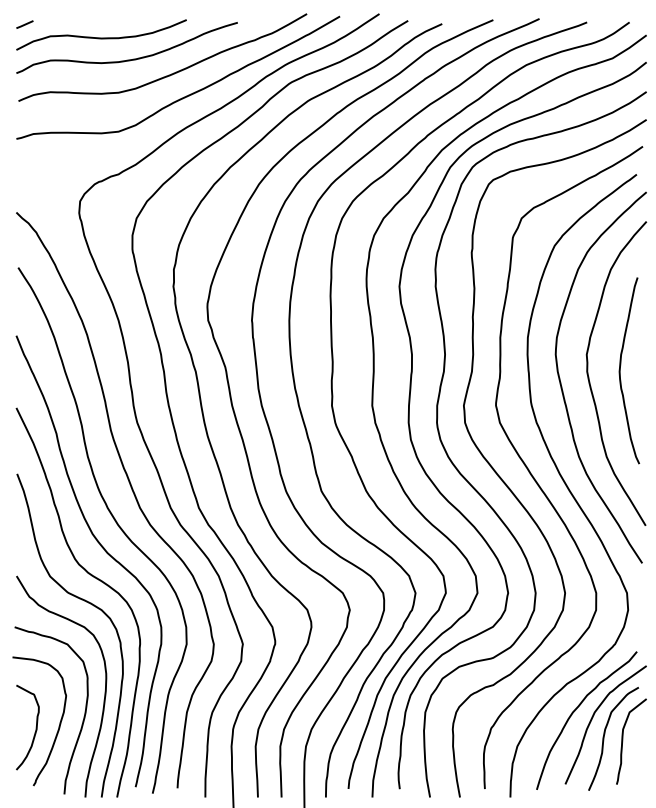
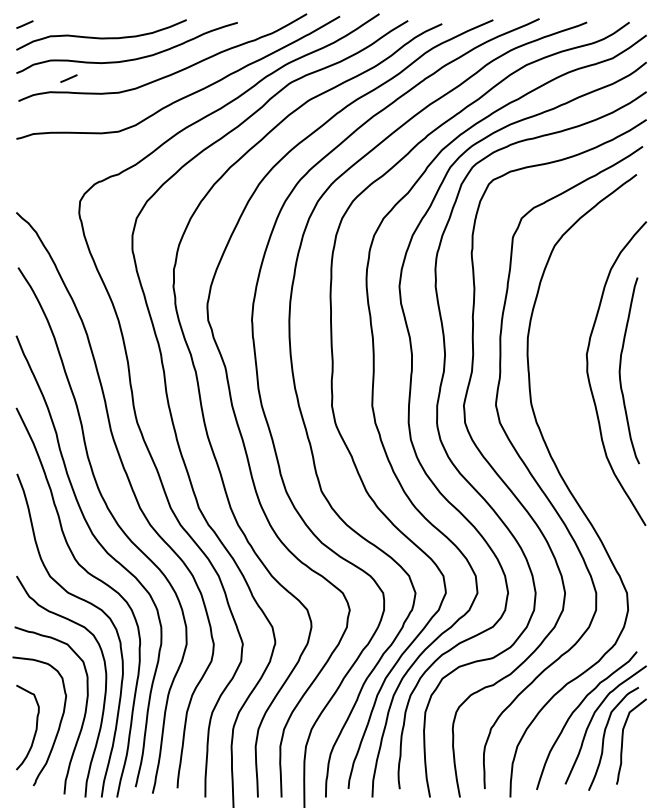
line: none -> present (68, 78)
curve: present -> none (562, 386)
